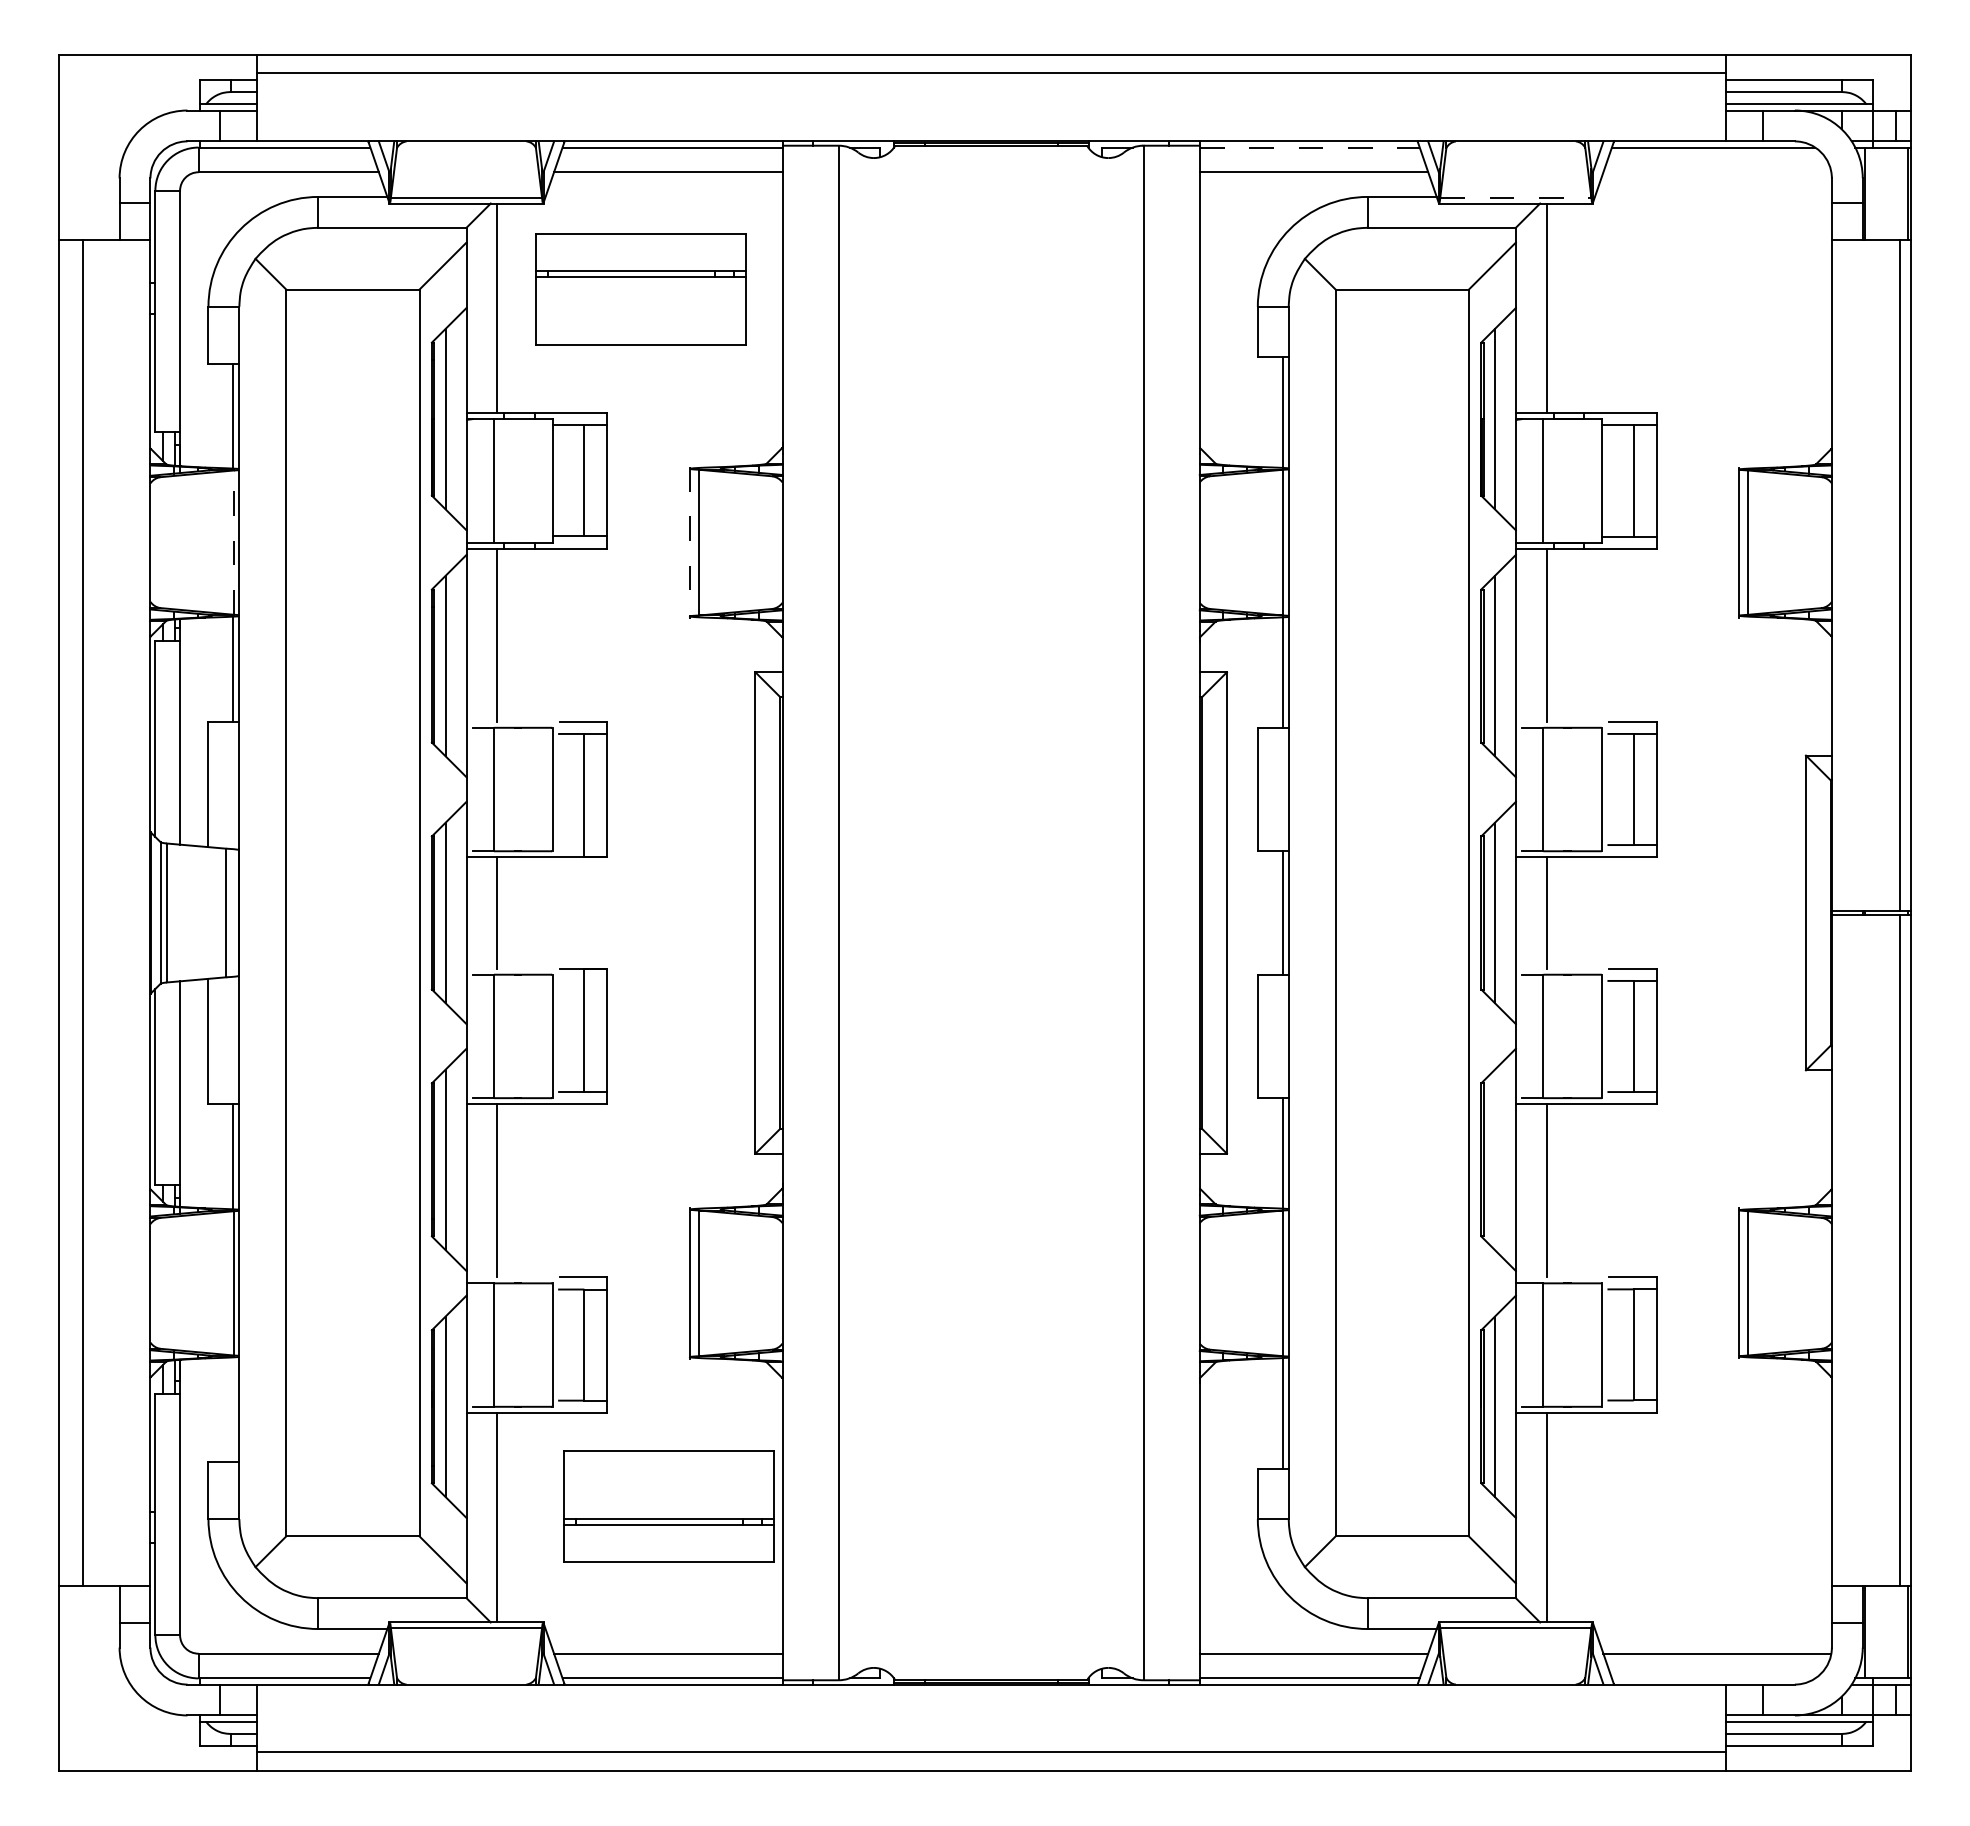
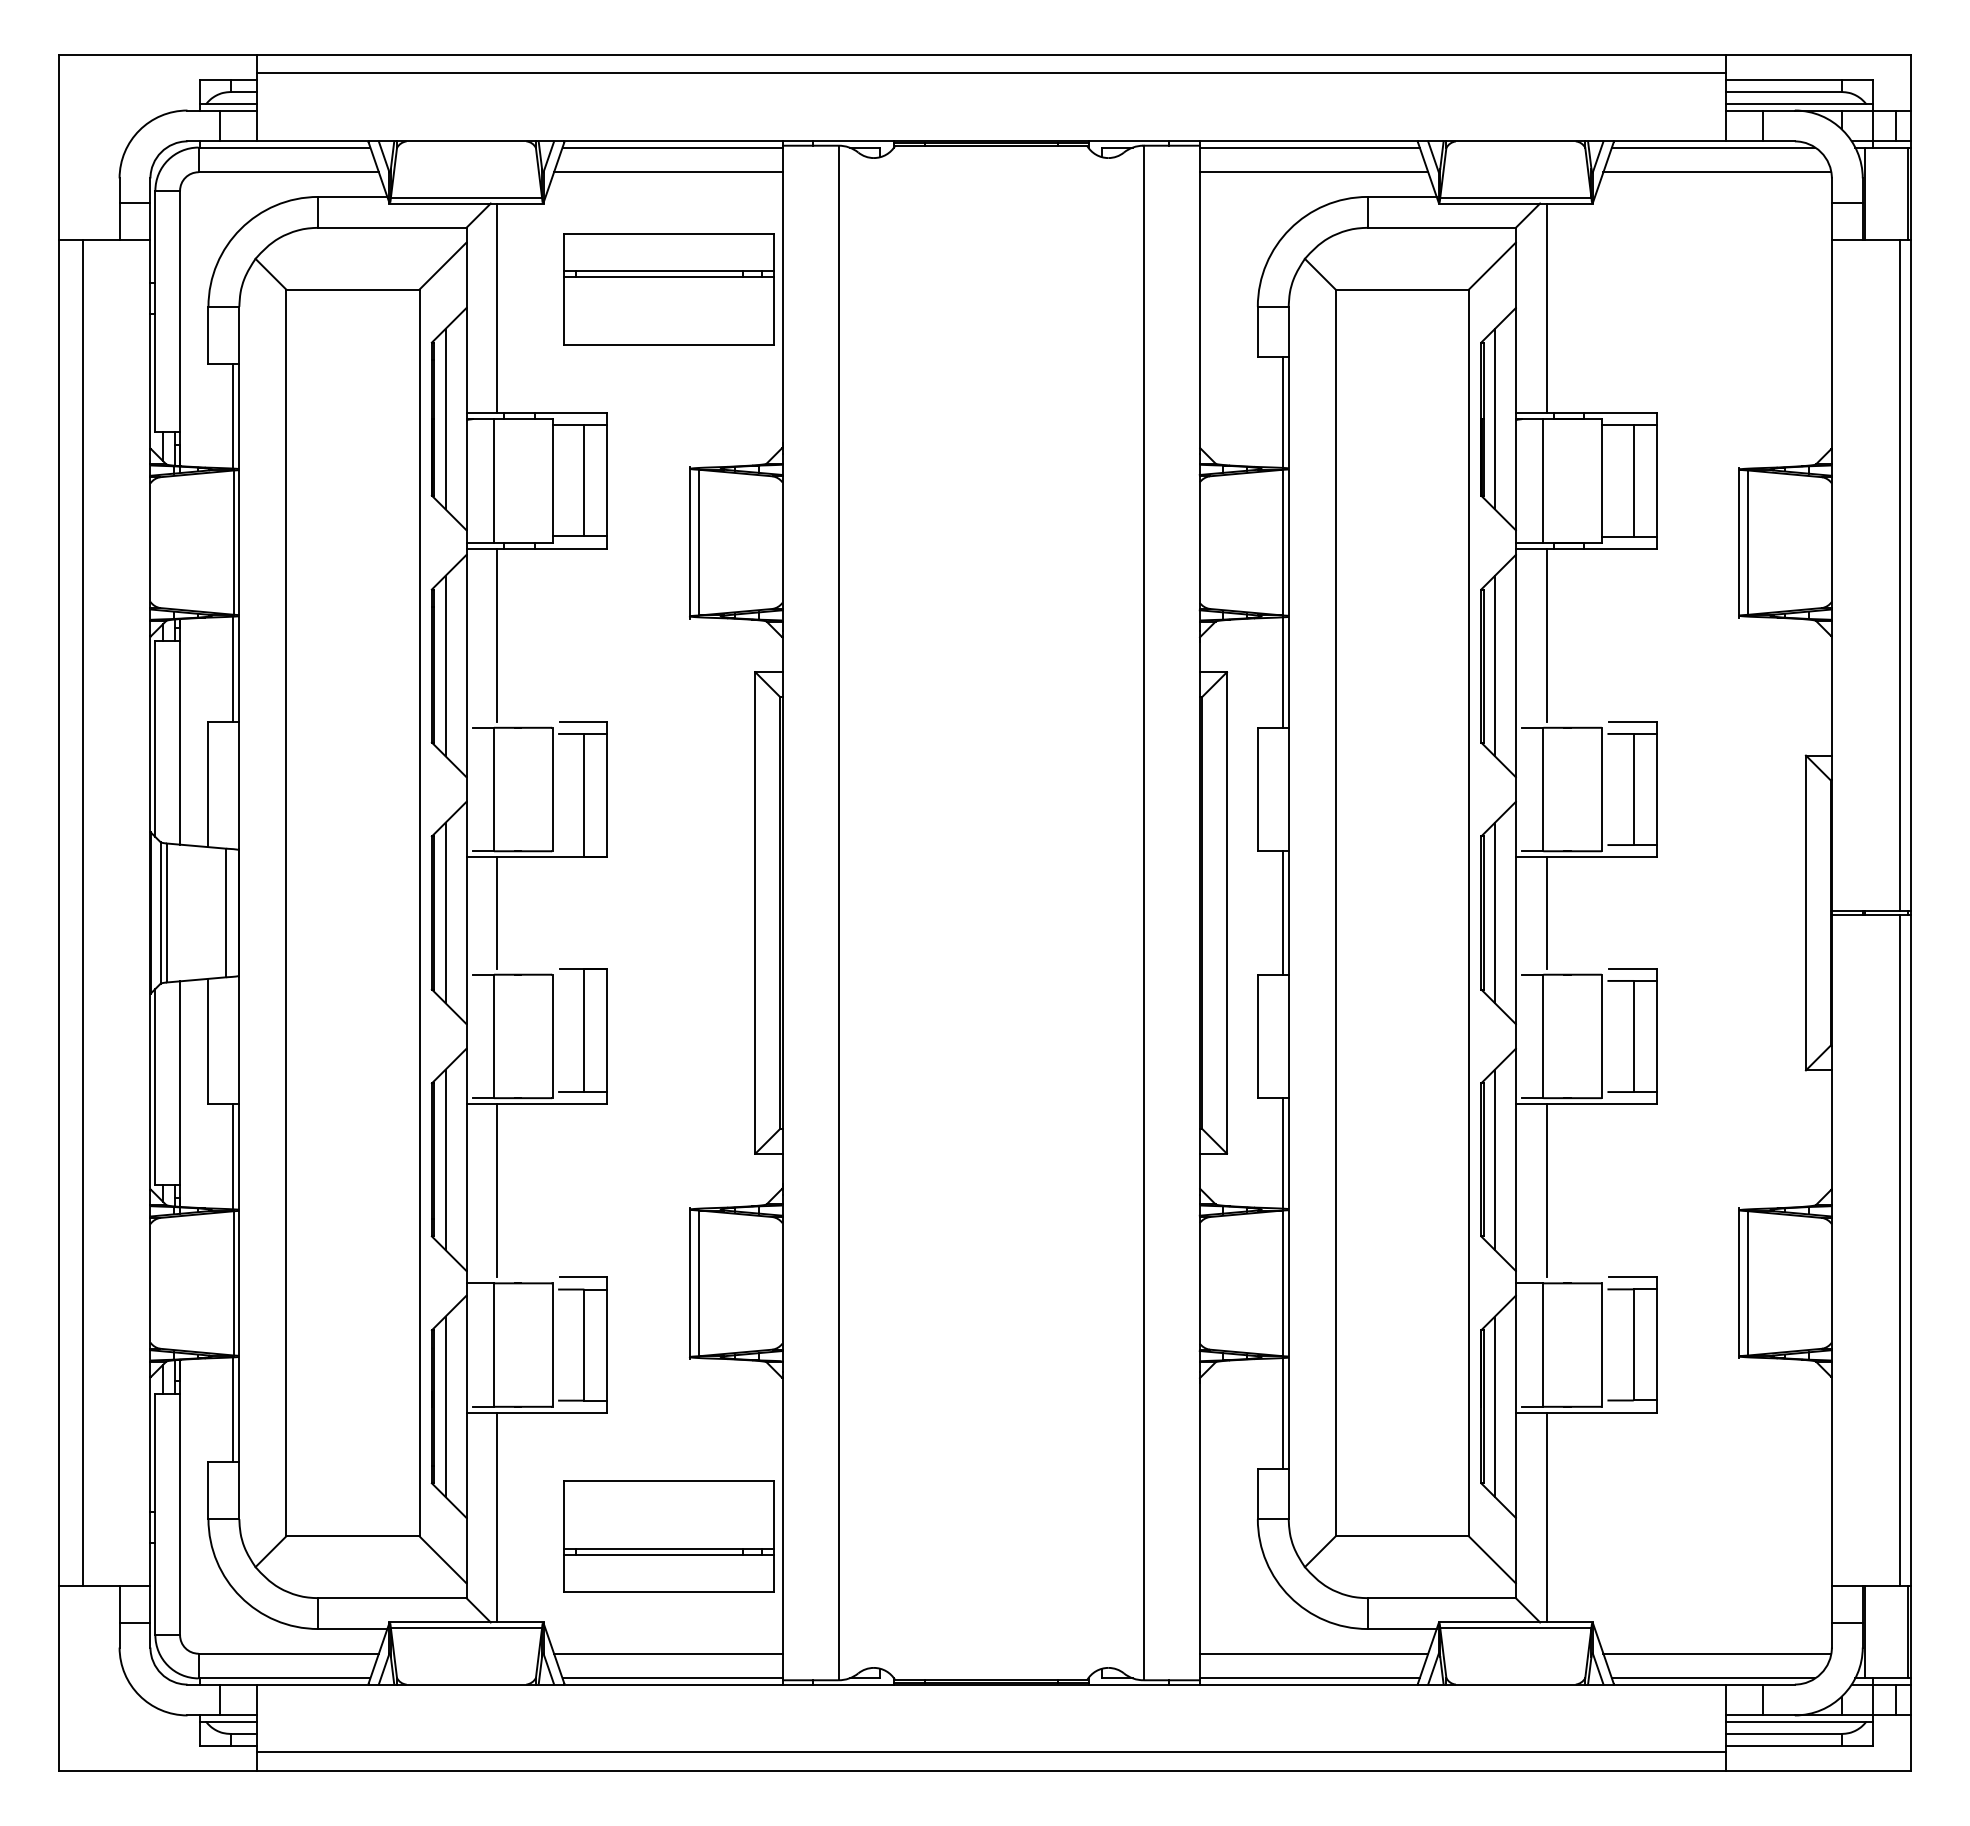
line: dashed -> solid (1309, 147)
line: none -> present (1717, 172)
line: dashed -> solid (1515, 197)
part position: (640, 289) -> (668, 289) (668, 289)
line: dashed -> solid (234, 542)
line: dashed -> solid (690, 542)
line: none -> present (1494, 1159)
line: none -> present (233, 1409)
part position: (668, 1506) -> (668, 1536) (668, 1536)
line: none -> present (1713, 1678)
